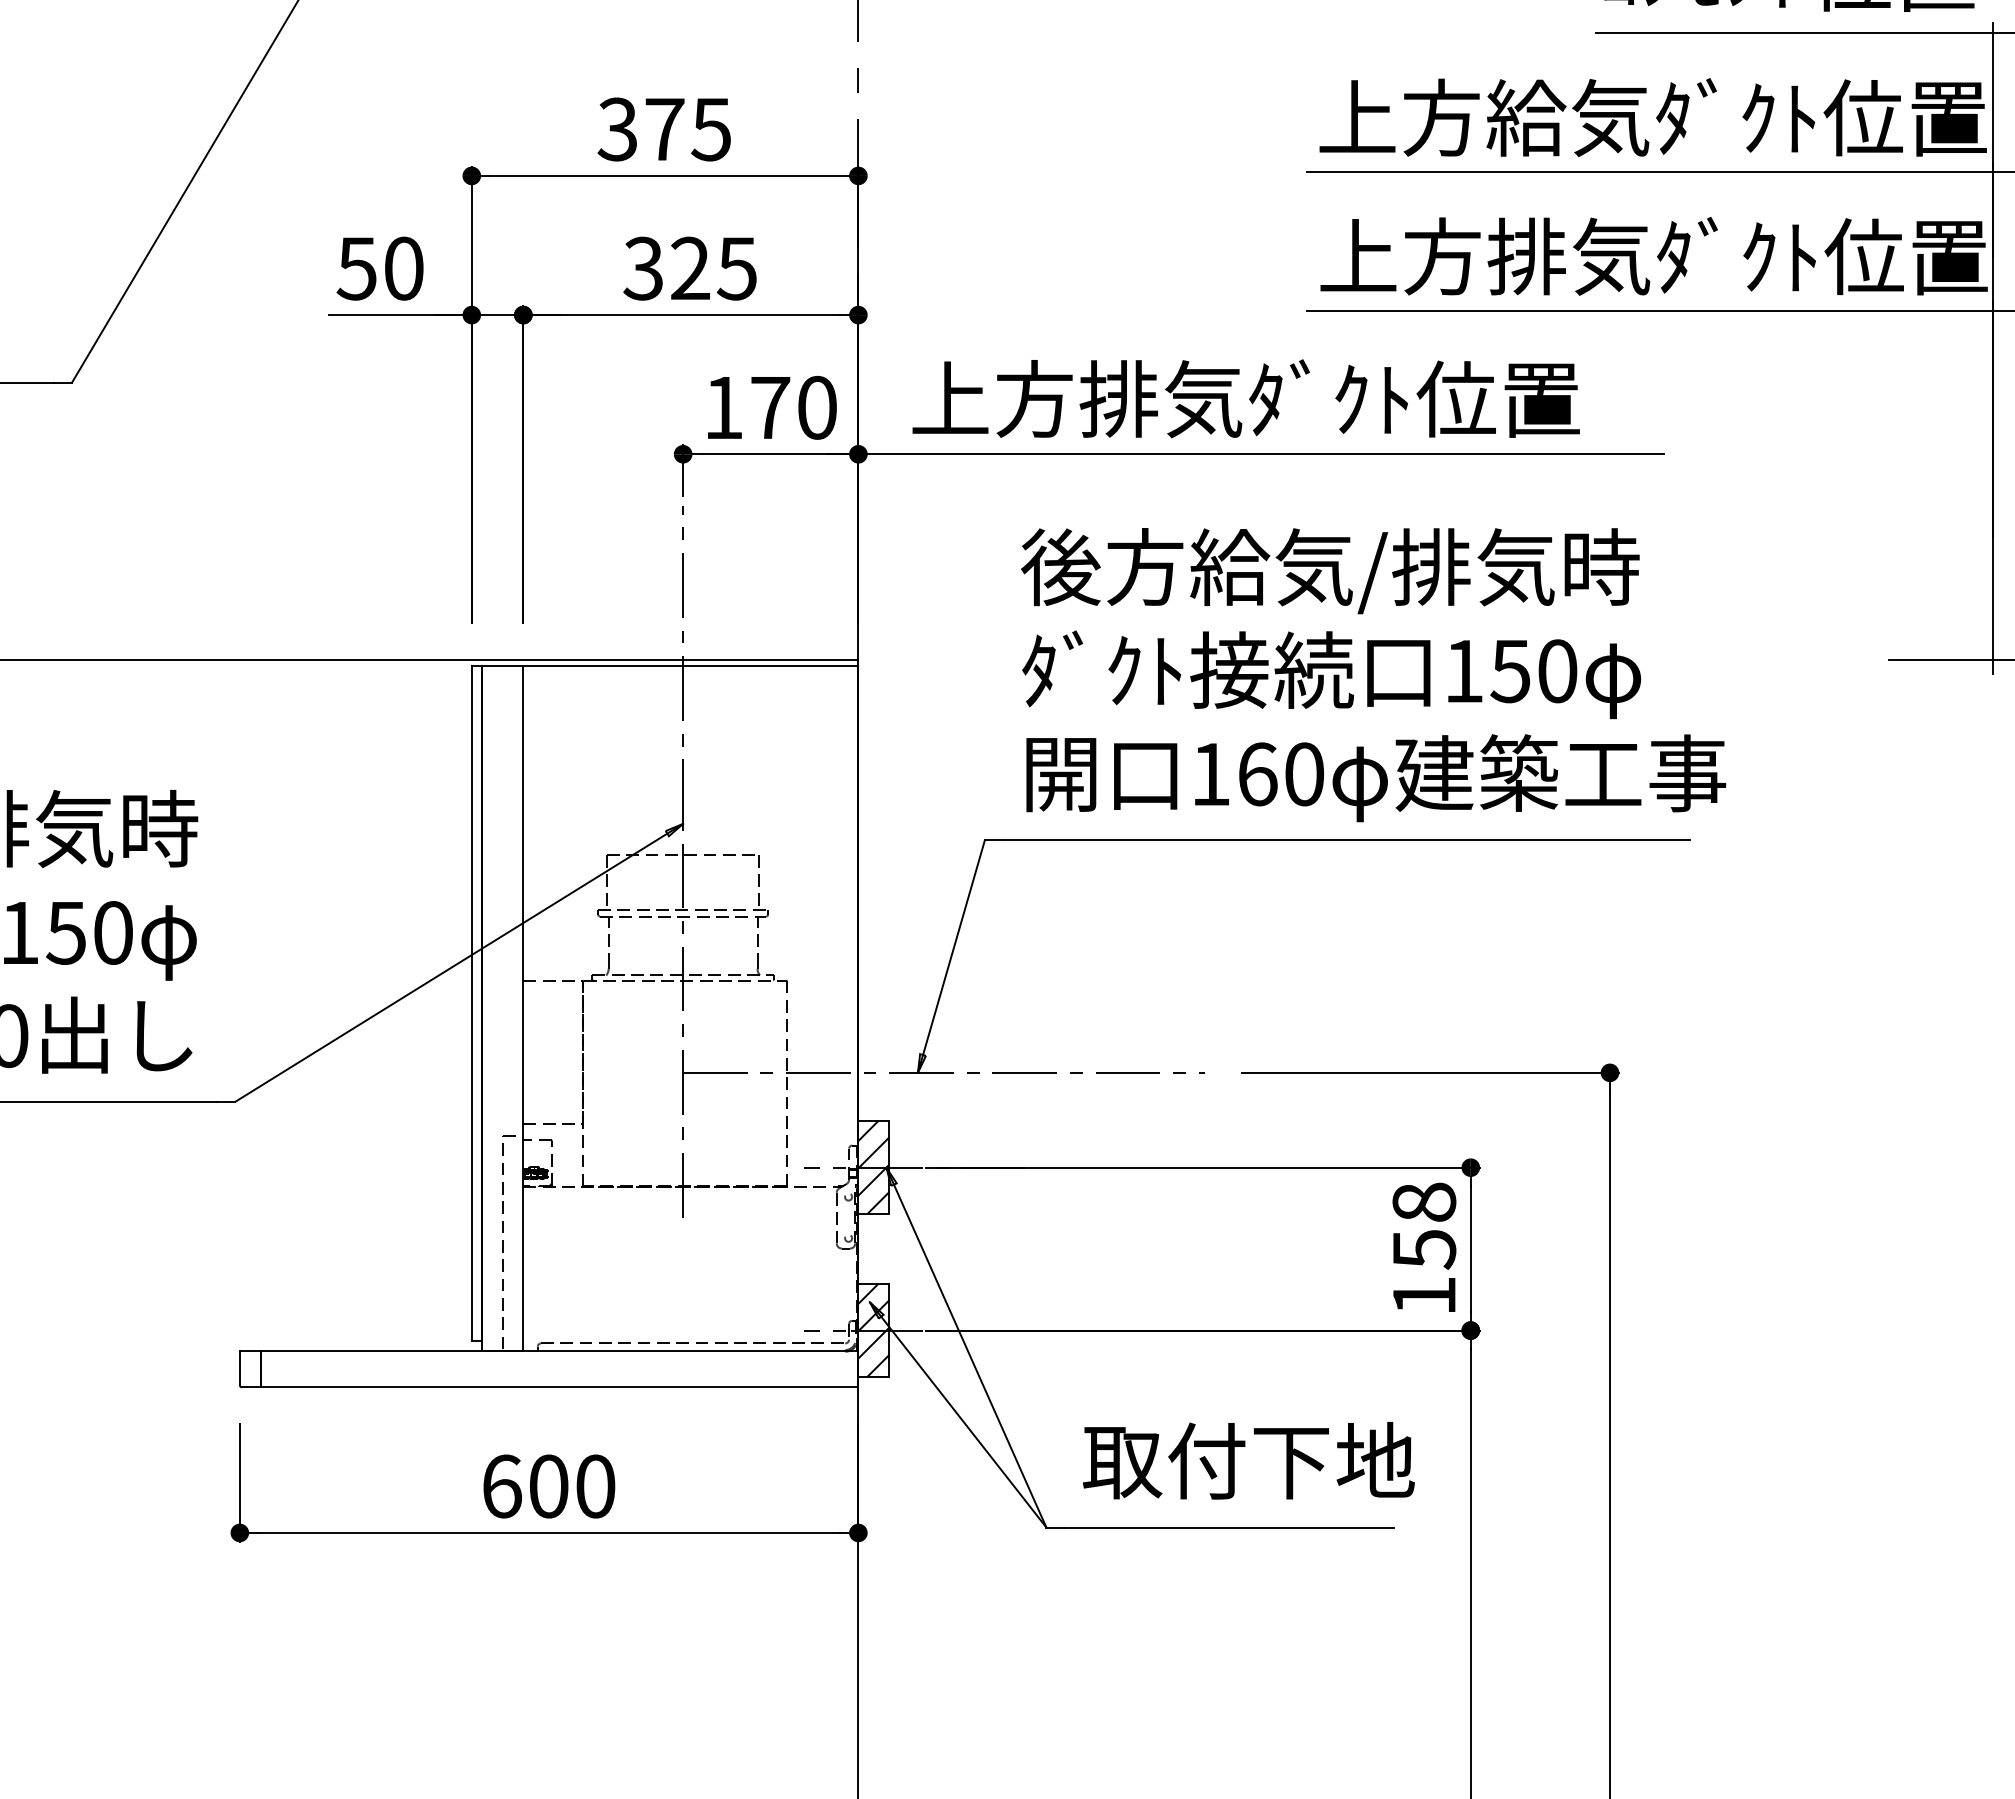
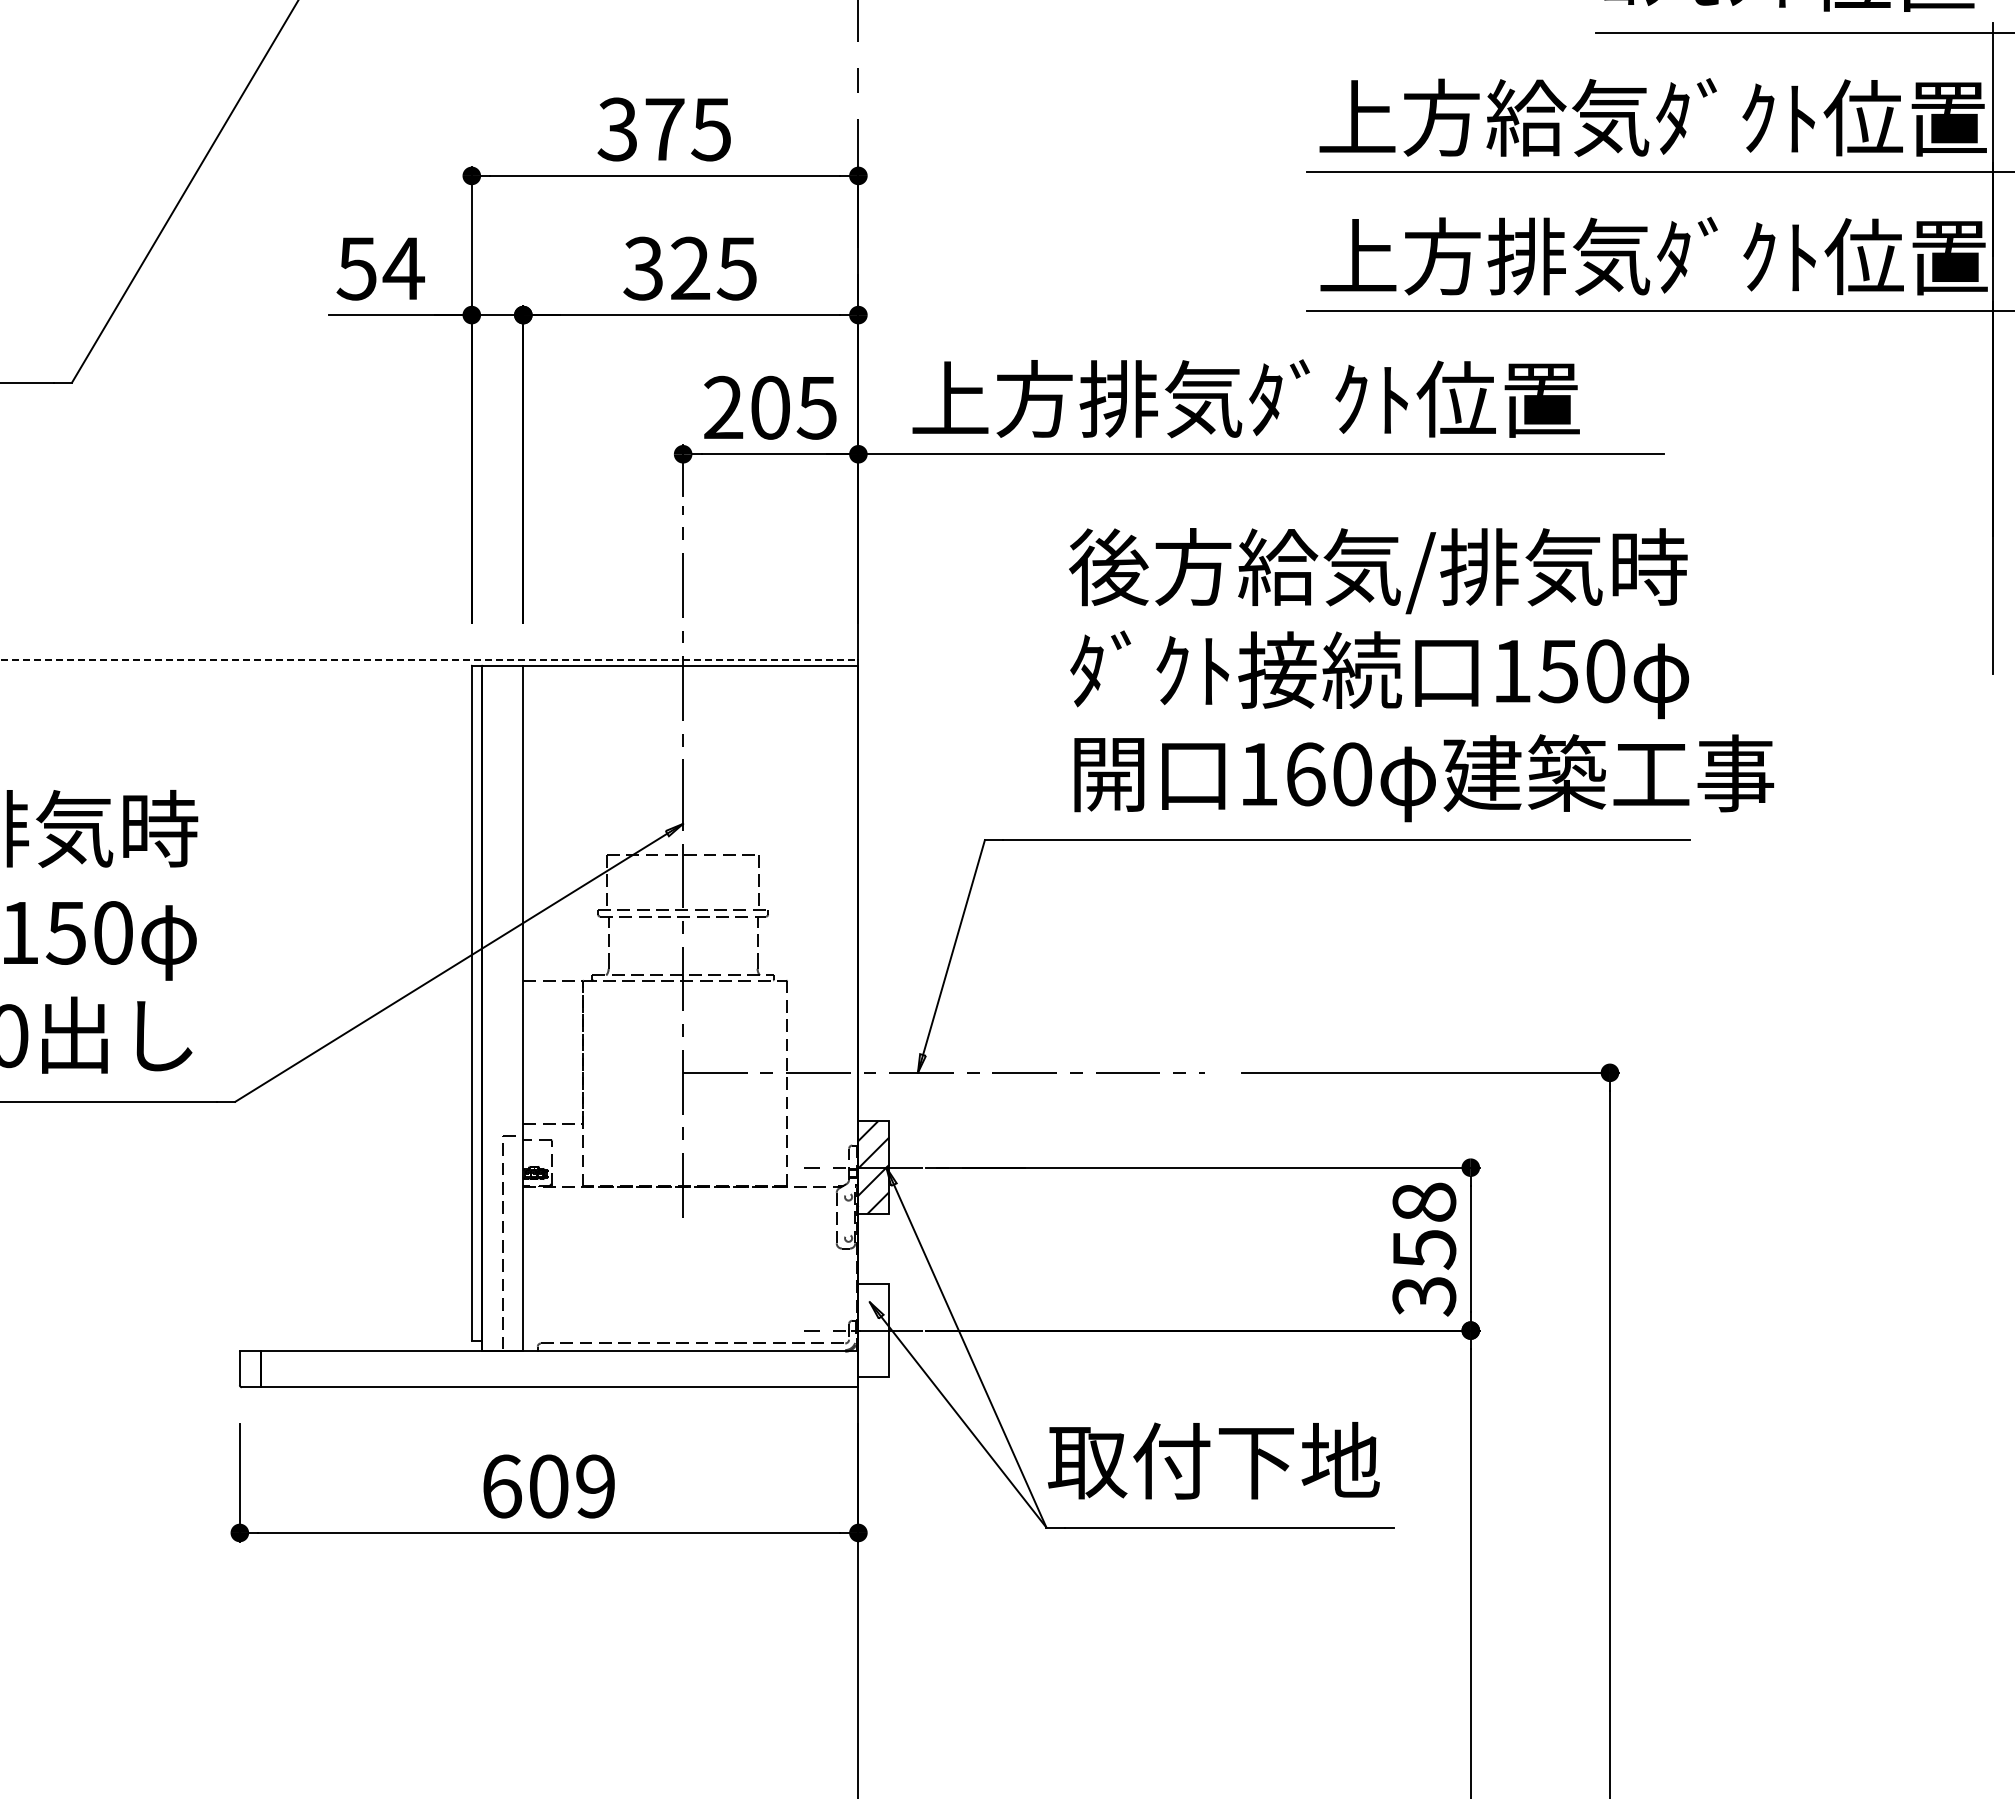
text: 50 -> 54 (403, 268)
text: 170 -> 205 (770, 407)
line: solid -> dashed (429, 660)
line: present -> none (1950, 660)
text position: (1373, 675) -> (1421, 675) (1421, 675)
text: 158 -> 358 (1424, 1296)
hatch: present -> none (873, 1330)
text position: (1248, 1460) -> (1213, 1460) (1213, 1460)
text: 600 -> 609 (595, 1486)
